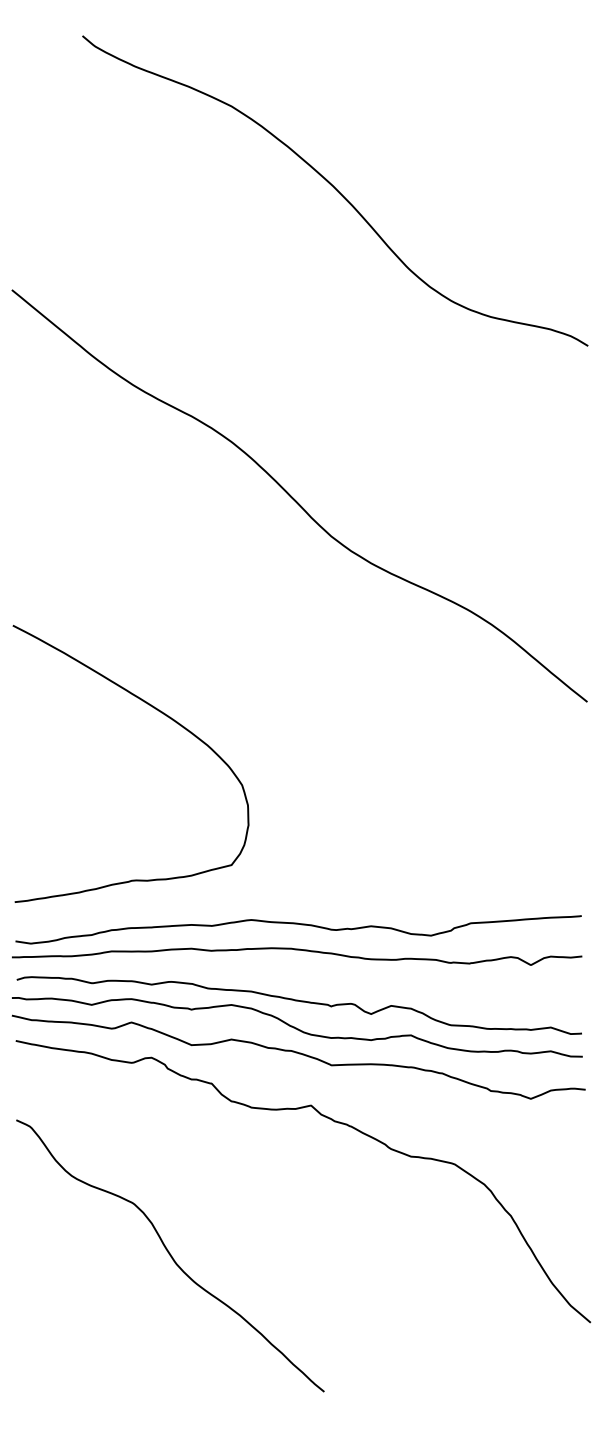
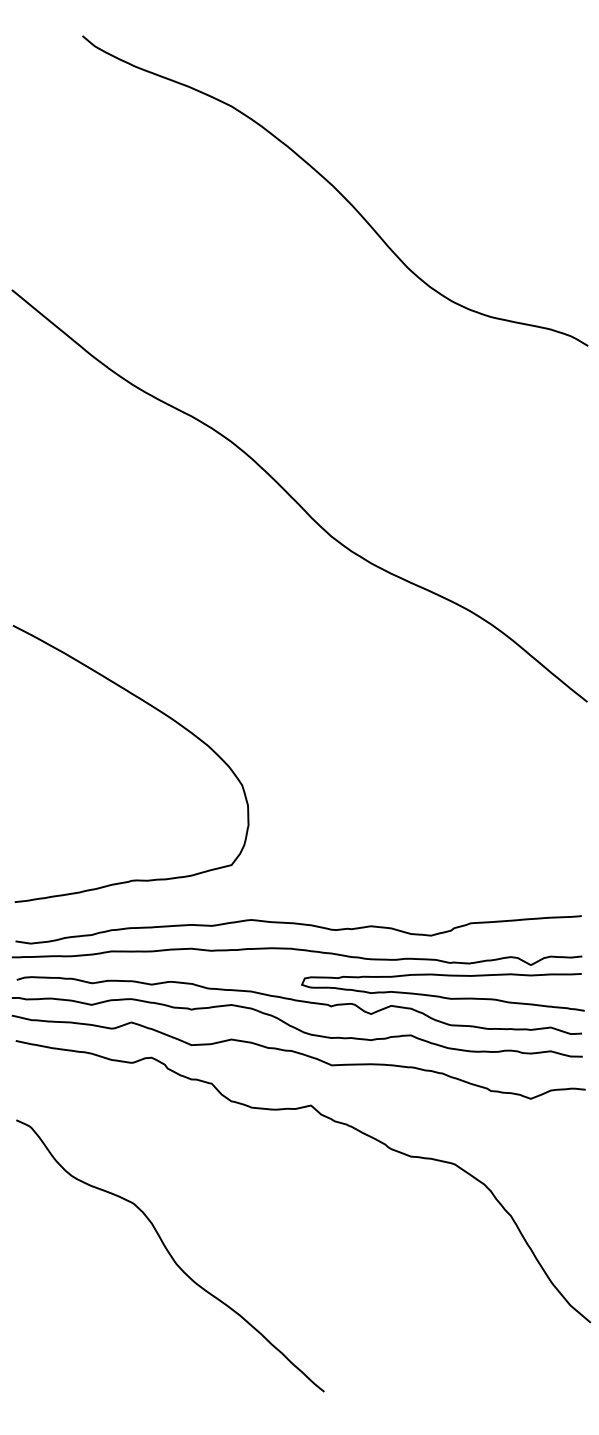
curve: none -> present (442, 996)
